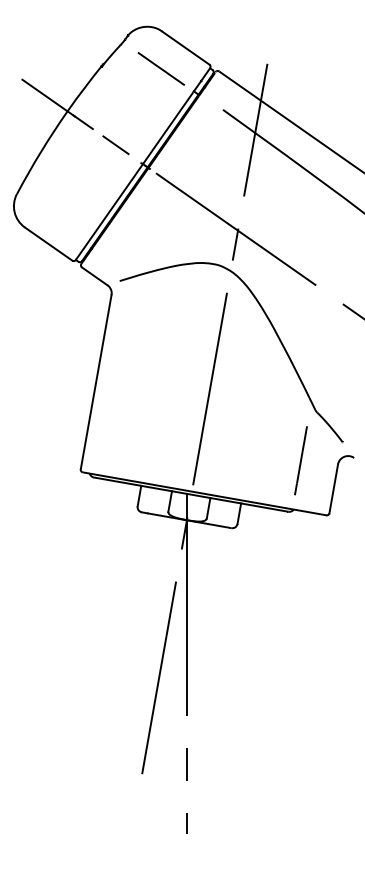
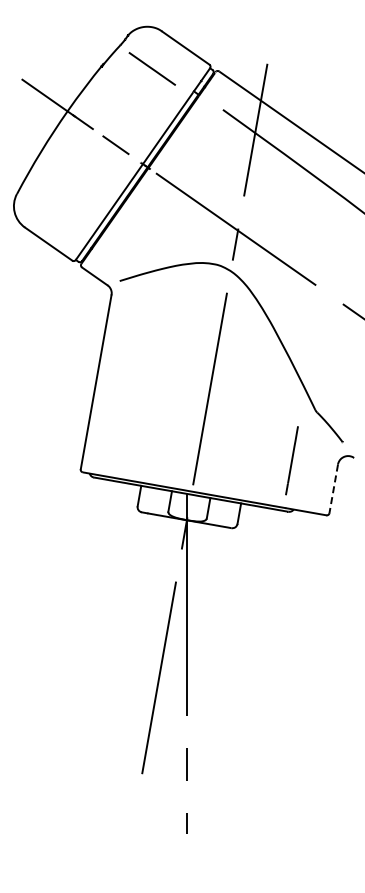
line position: (160, 68) -> (151, 68) (151, 68)
line position: (300, 460) -> (291, 460) (291, 460)
line: solid -> dashed (333, 489)
